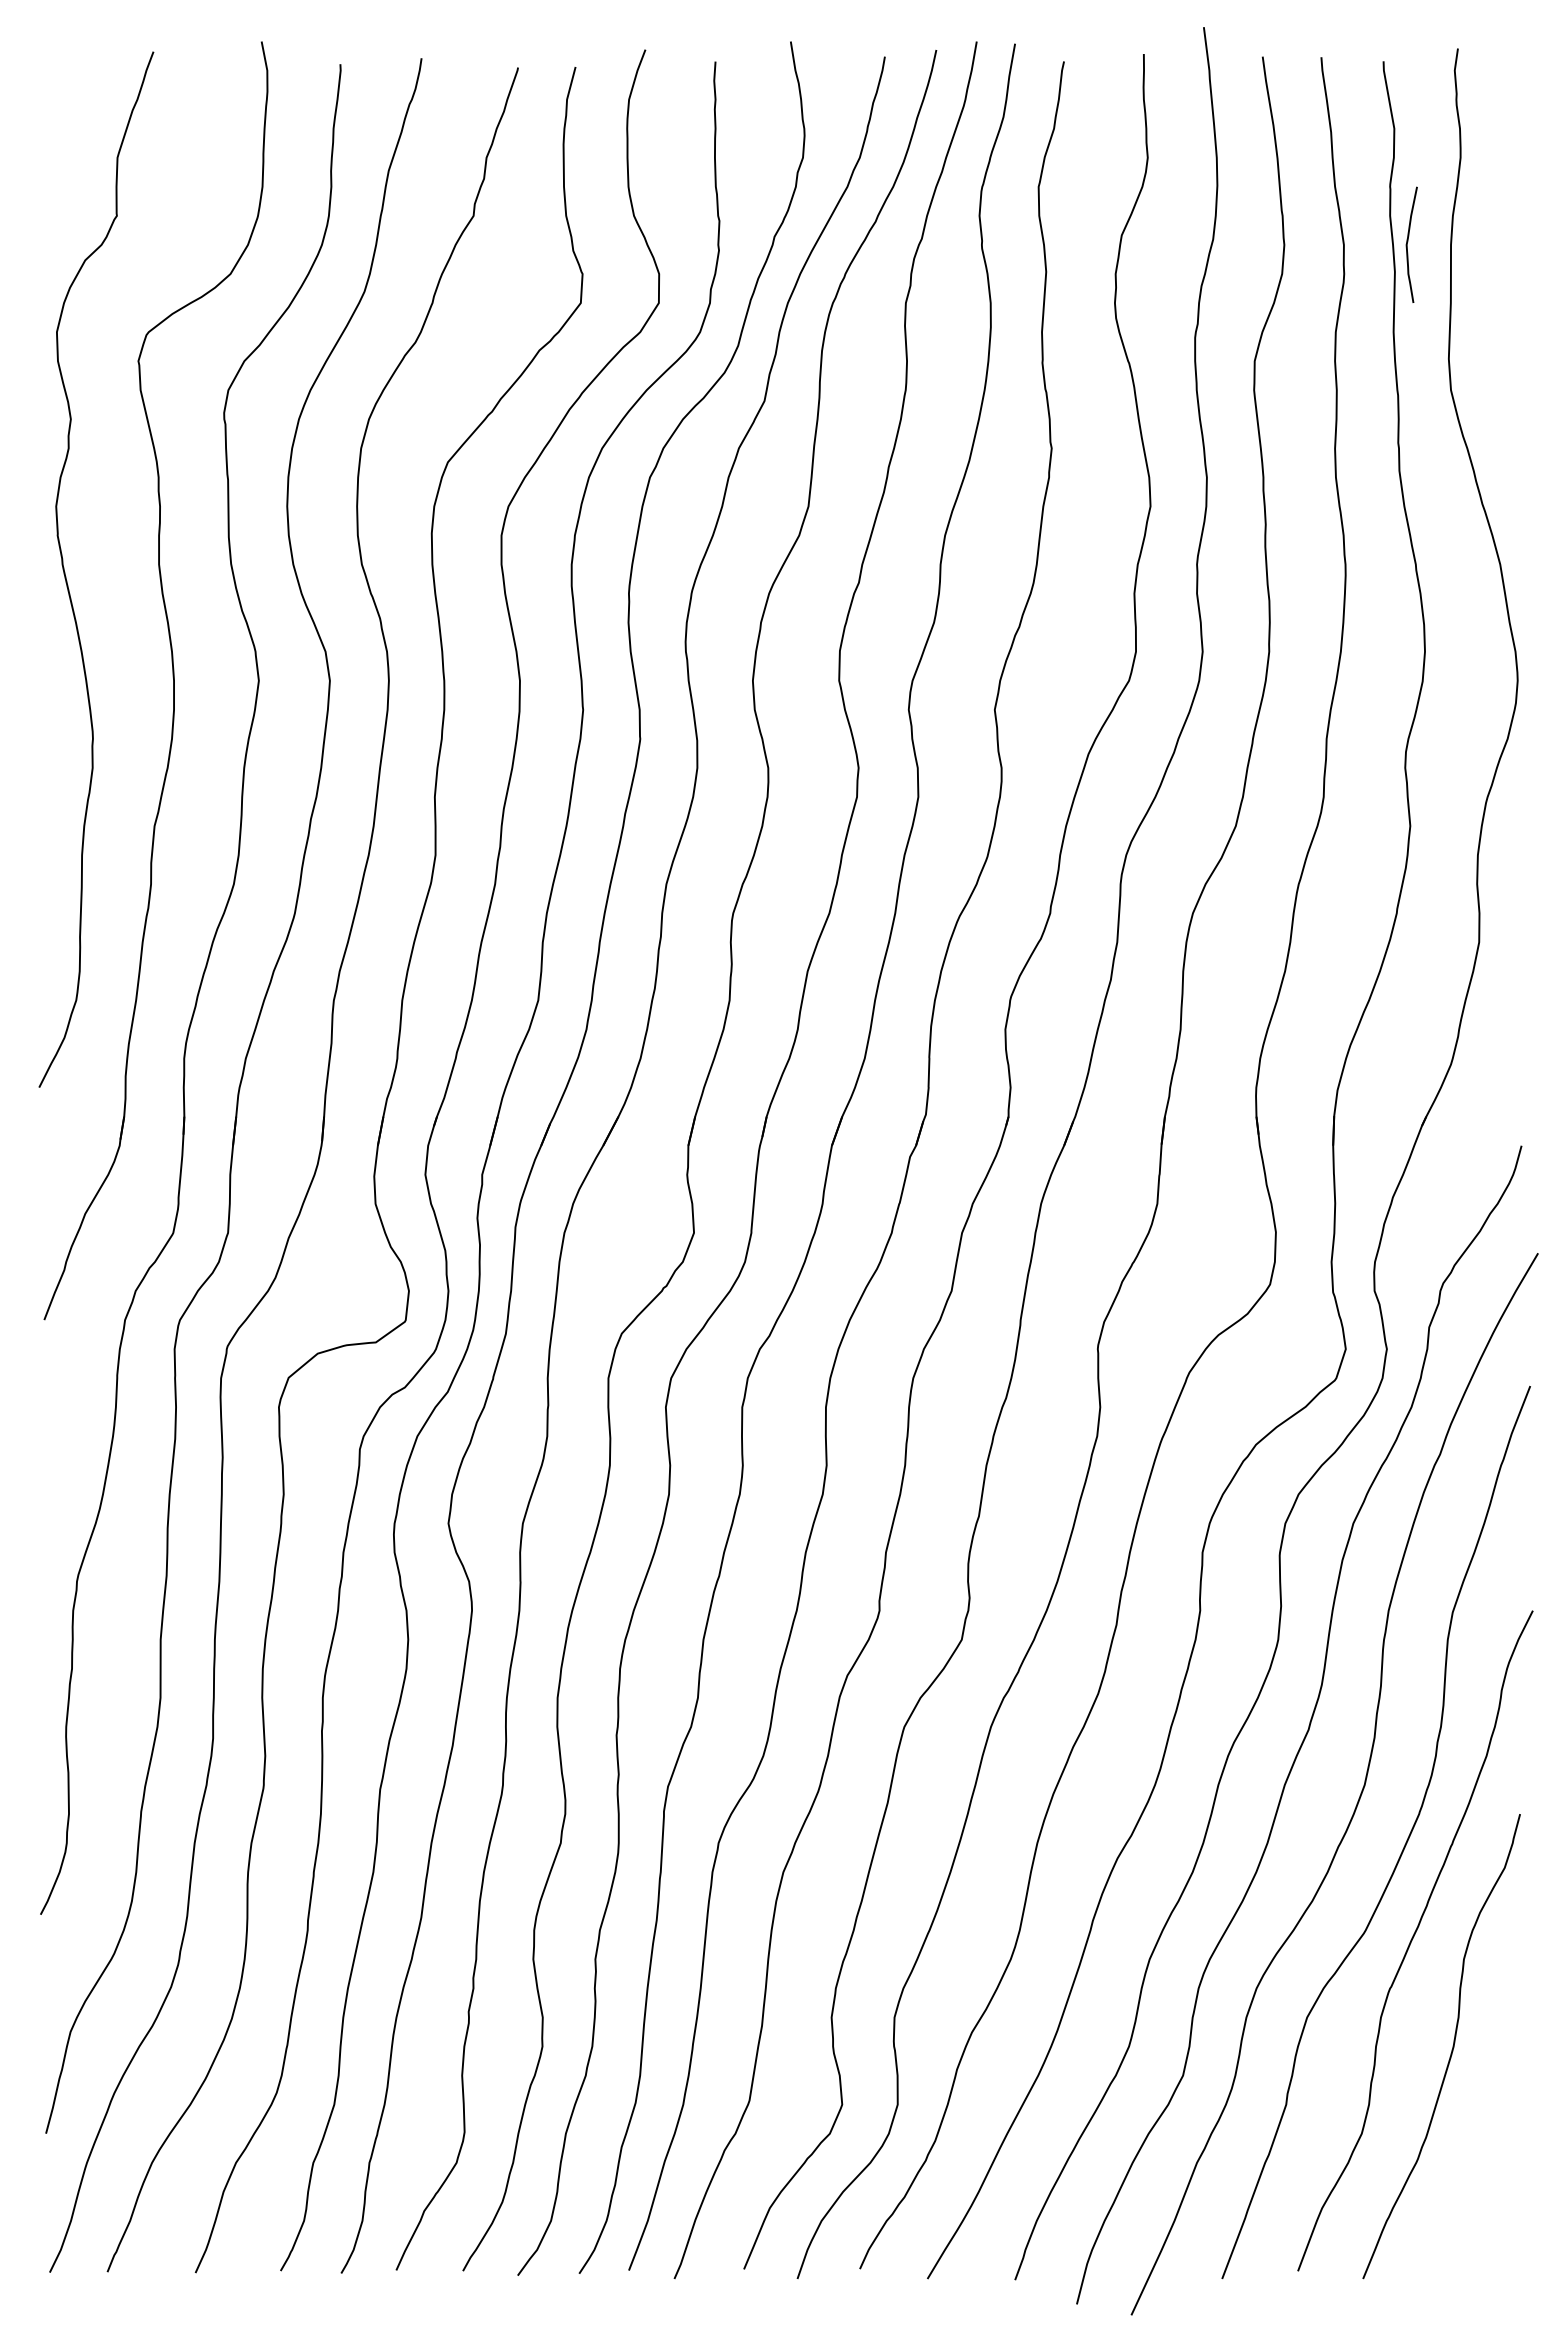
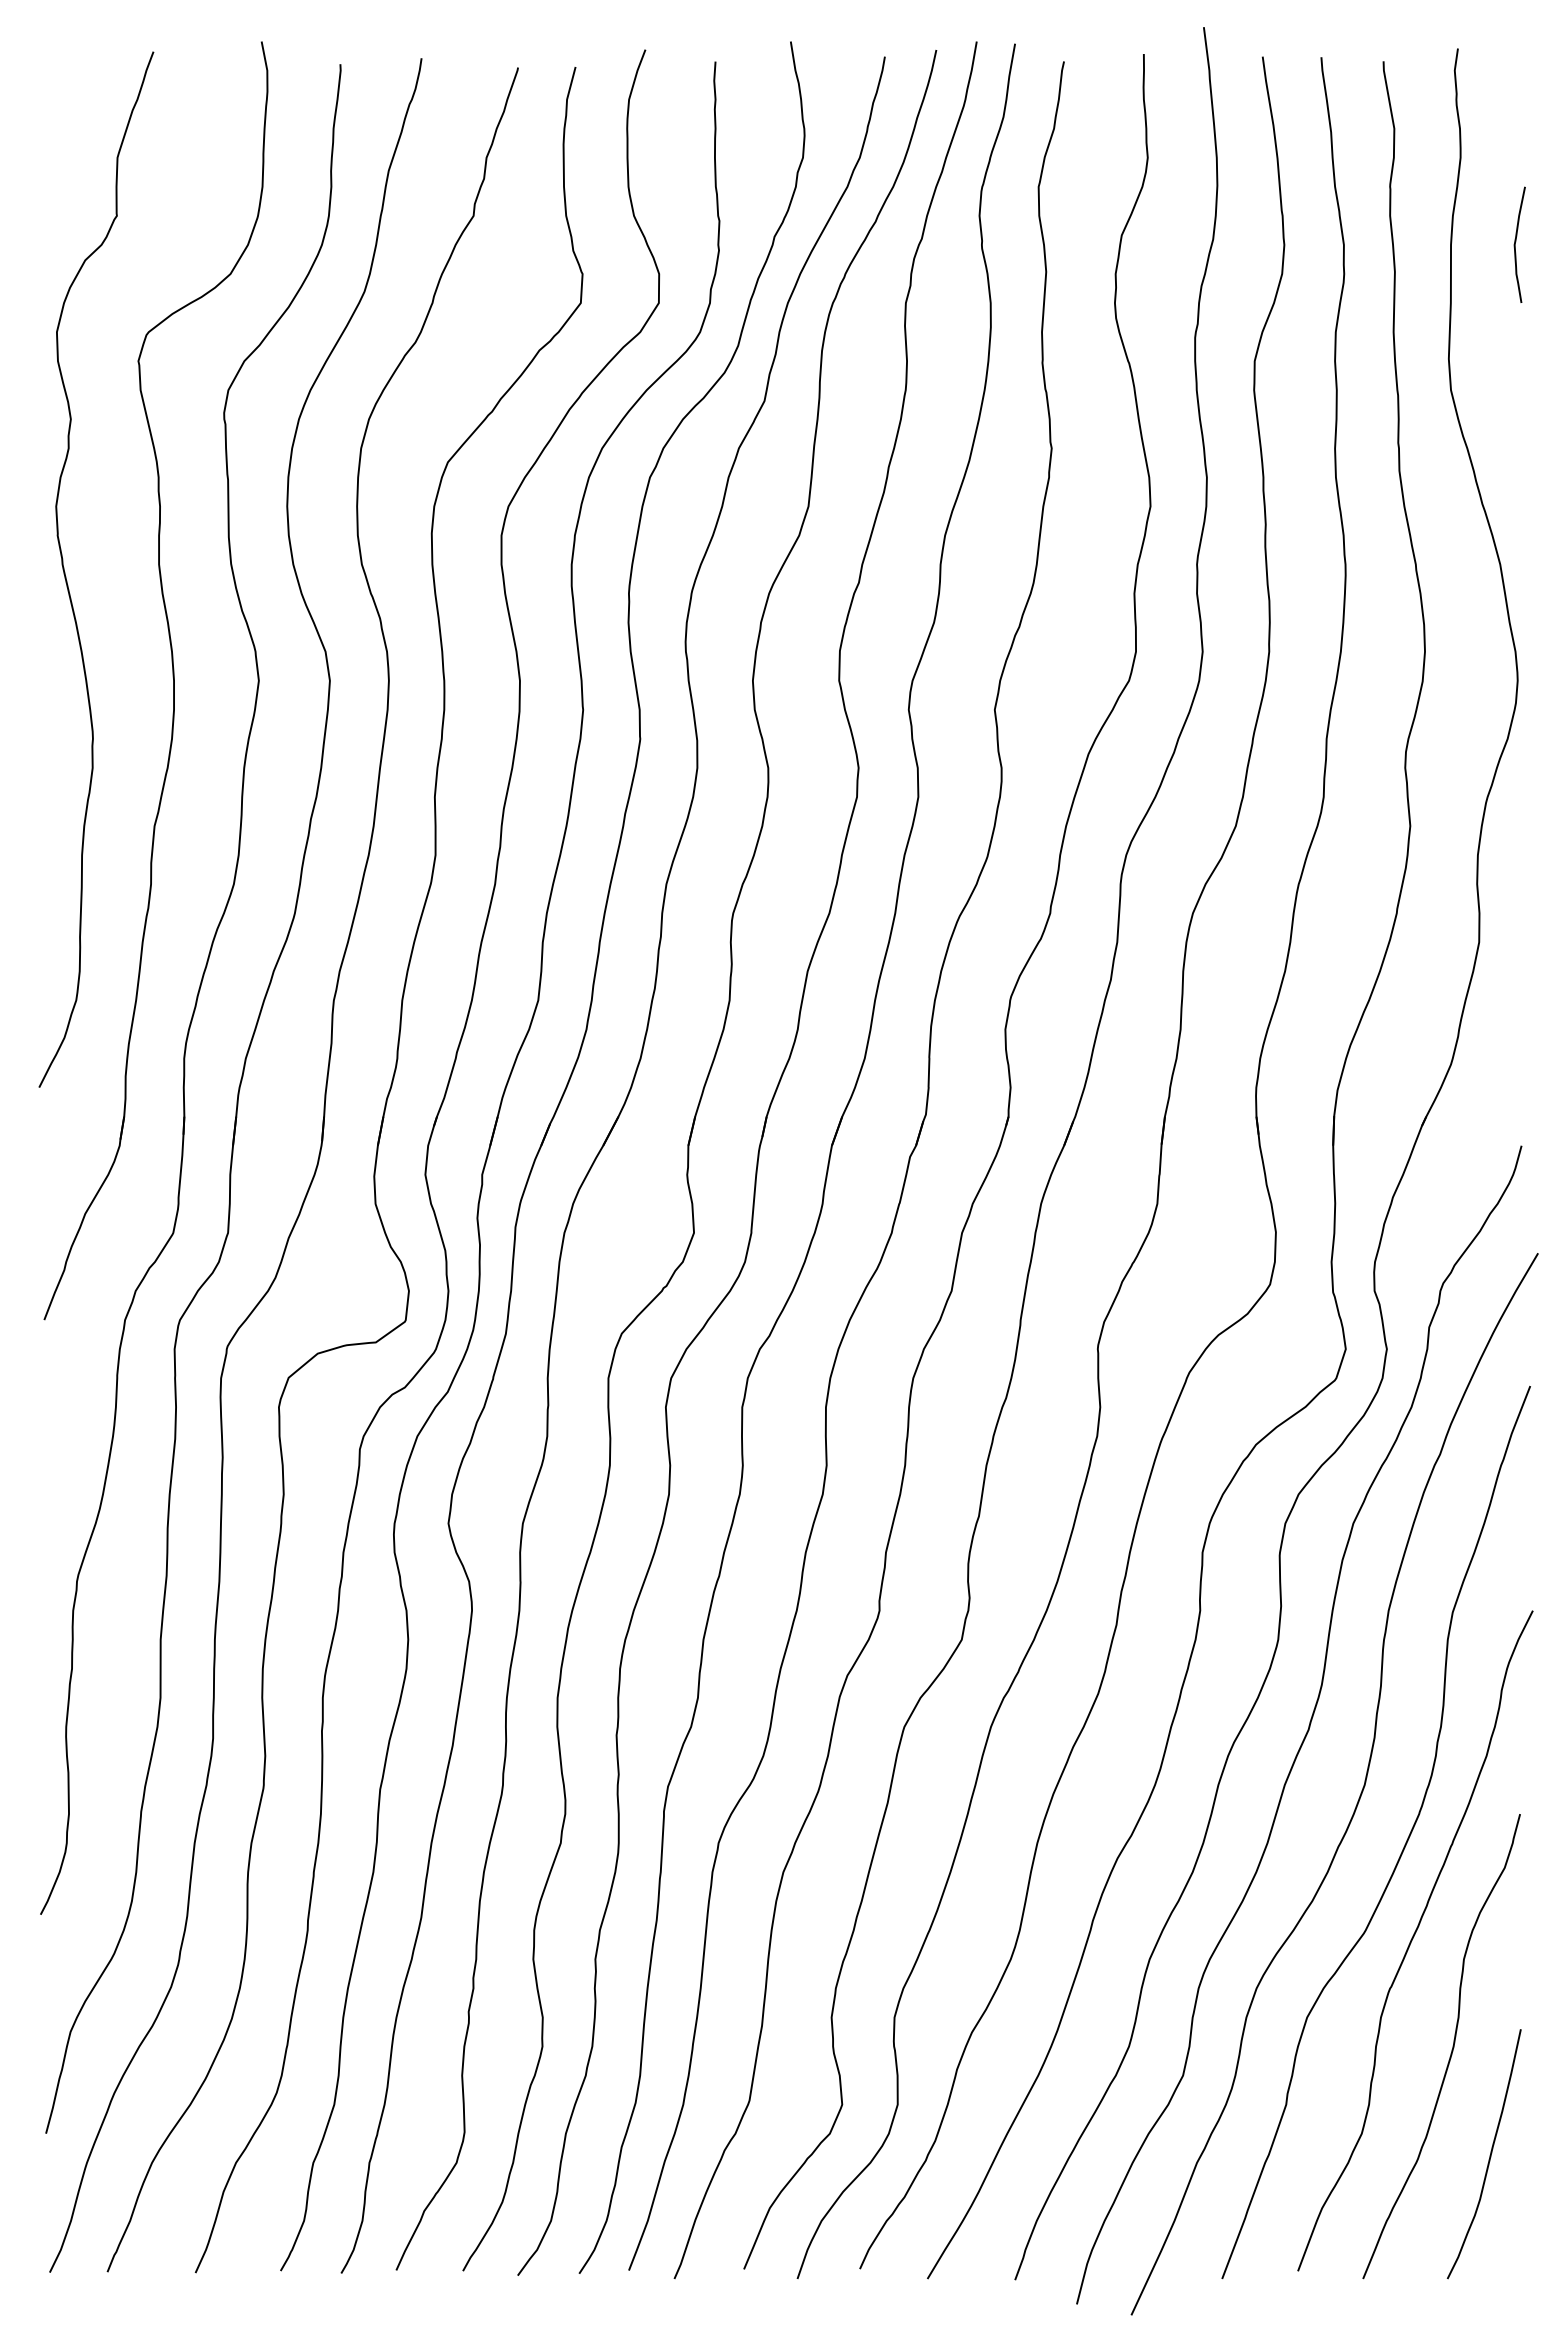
curve position: (1407, 244) -> (1515, 244) (1515, 244)
curve: none -> present (1489, 2155)
